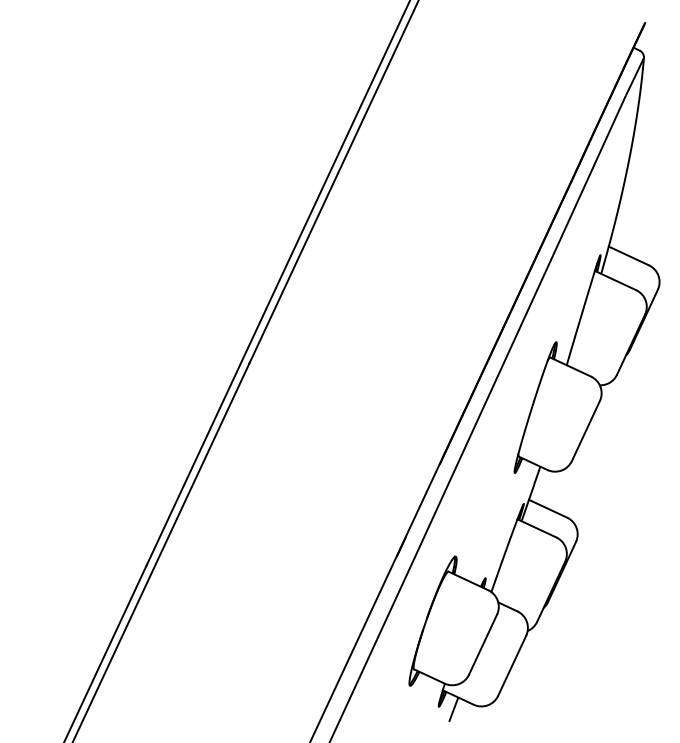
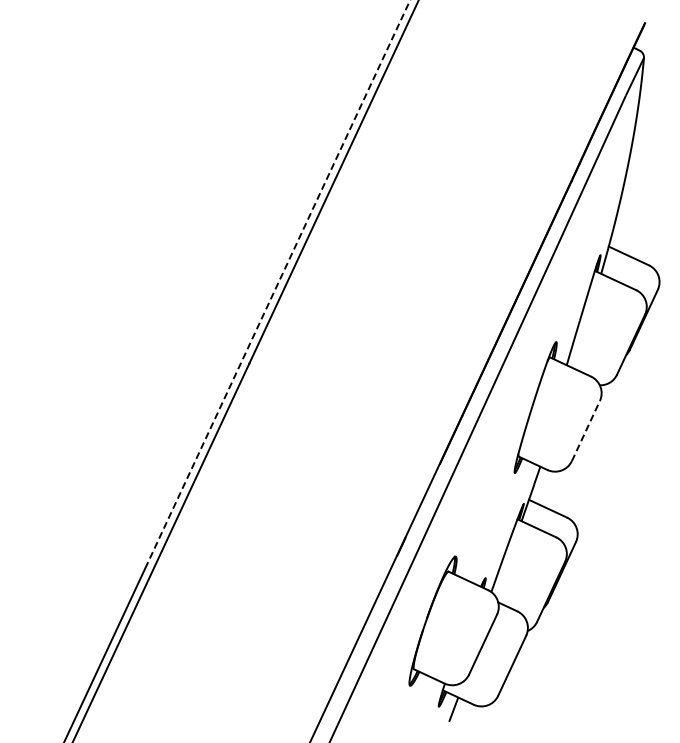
line: solid -> dashed (278, 282)
line: solid -> dashed (586, 430)
